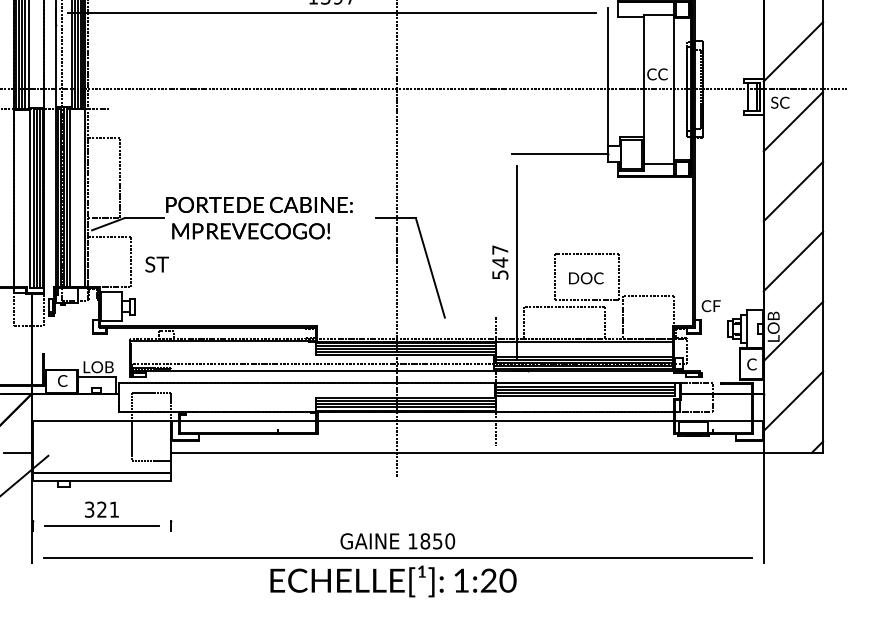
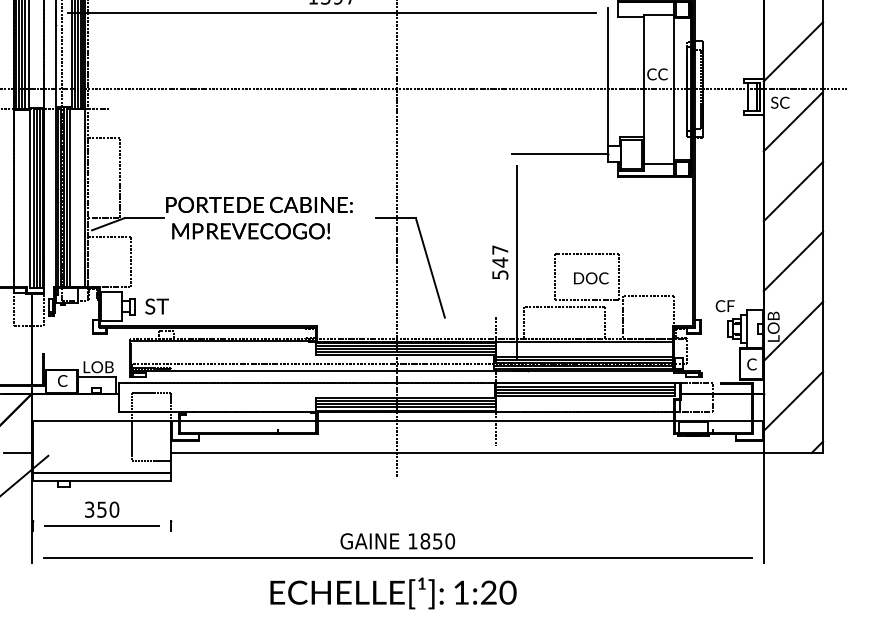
text position: (156, 264) -> (156, 306) (156, 306)
text position: (586, 278) -> (591, 278) (591, 278)
text position: (710, 306) -> (724, 306) (724, 306)
text: 321 -> 350 (108, 509)
text position: (393, 581) -> (393, 593) (393, 593)
